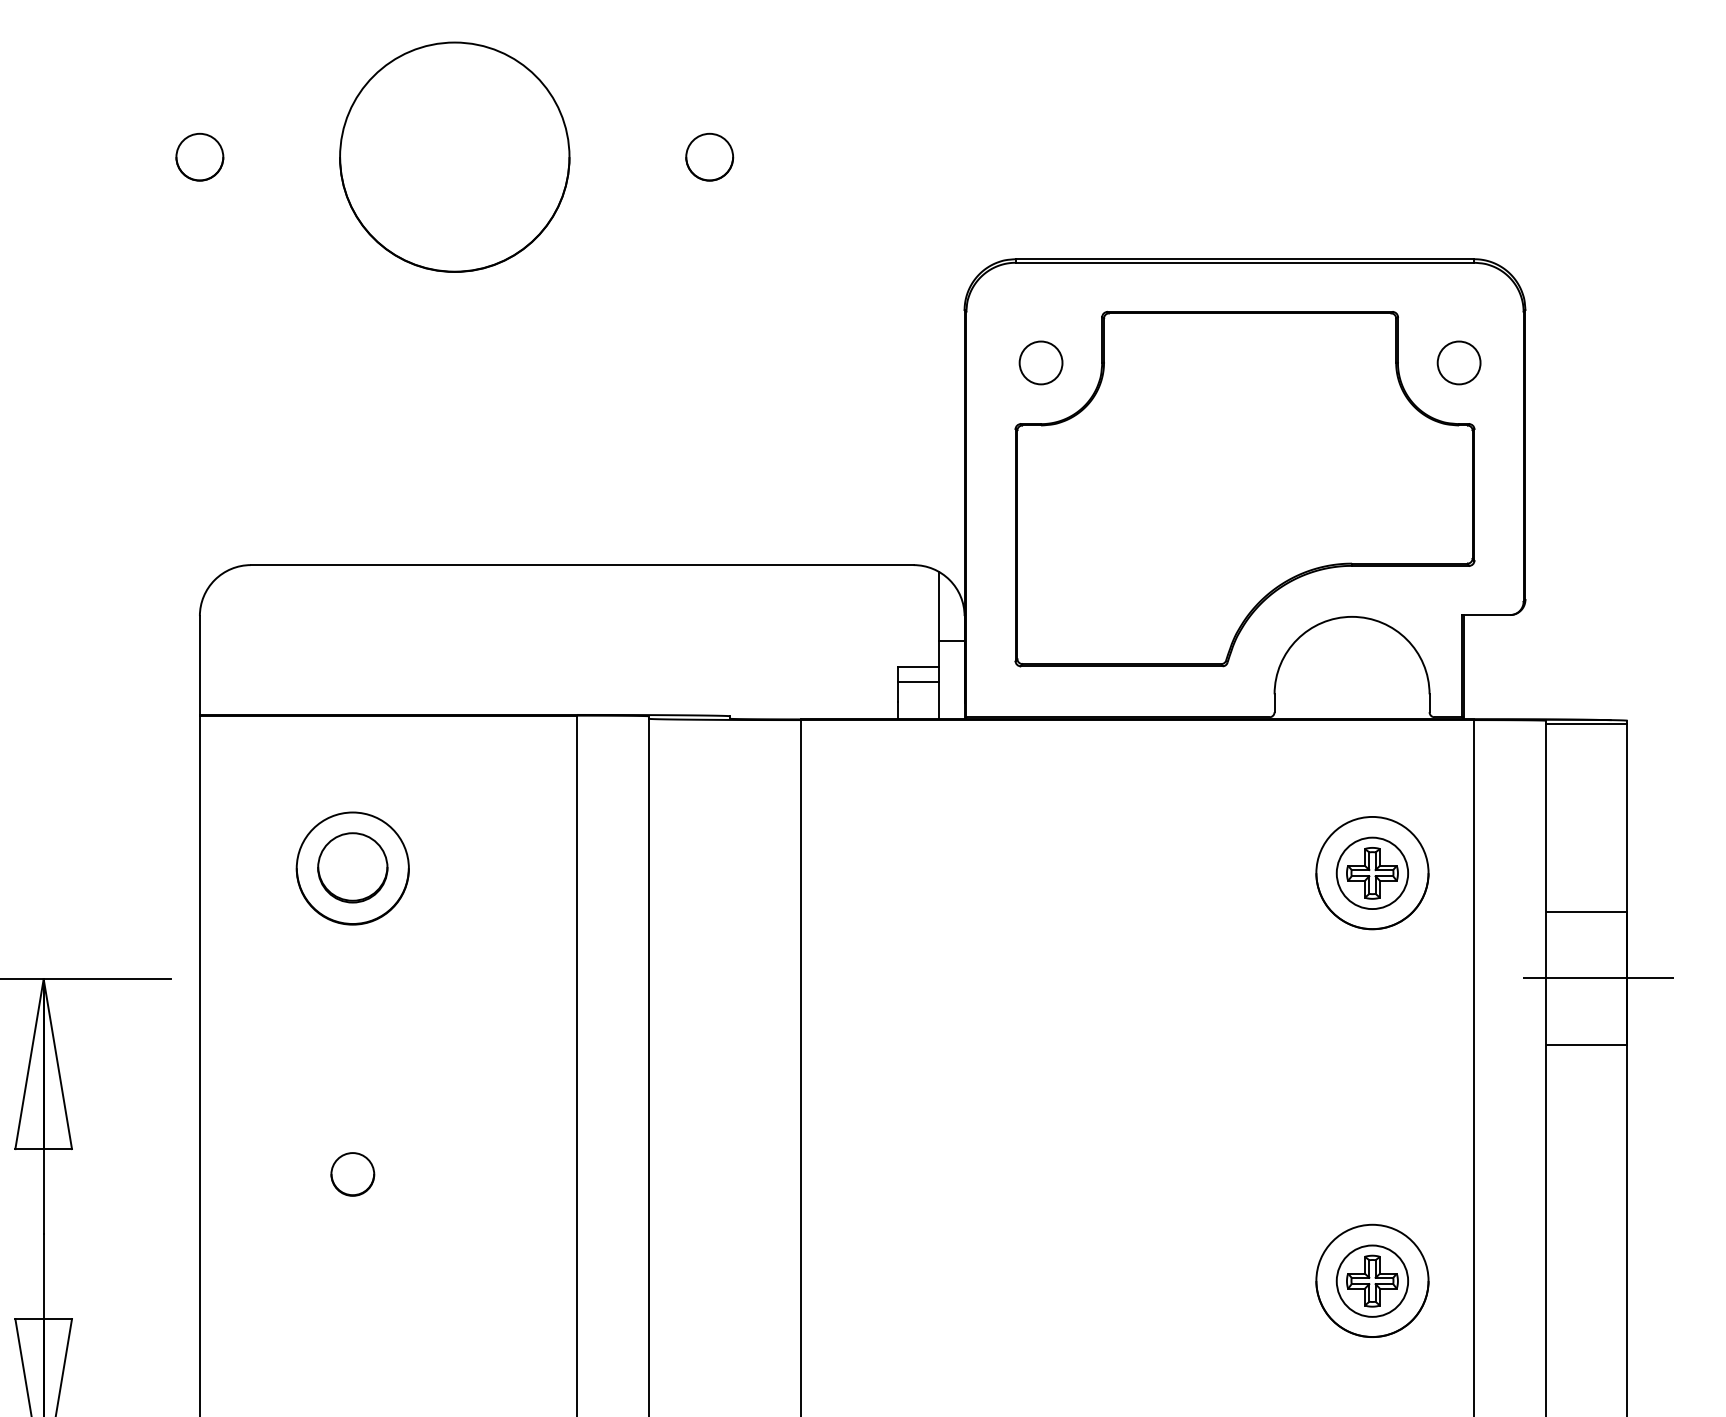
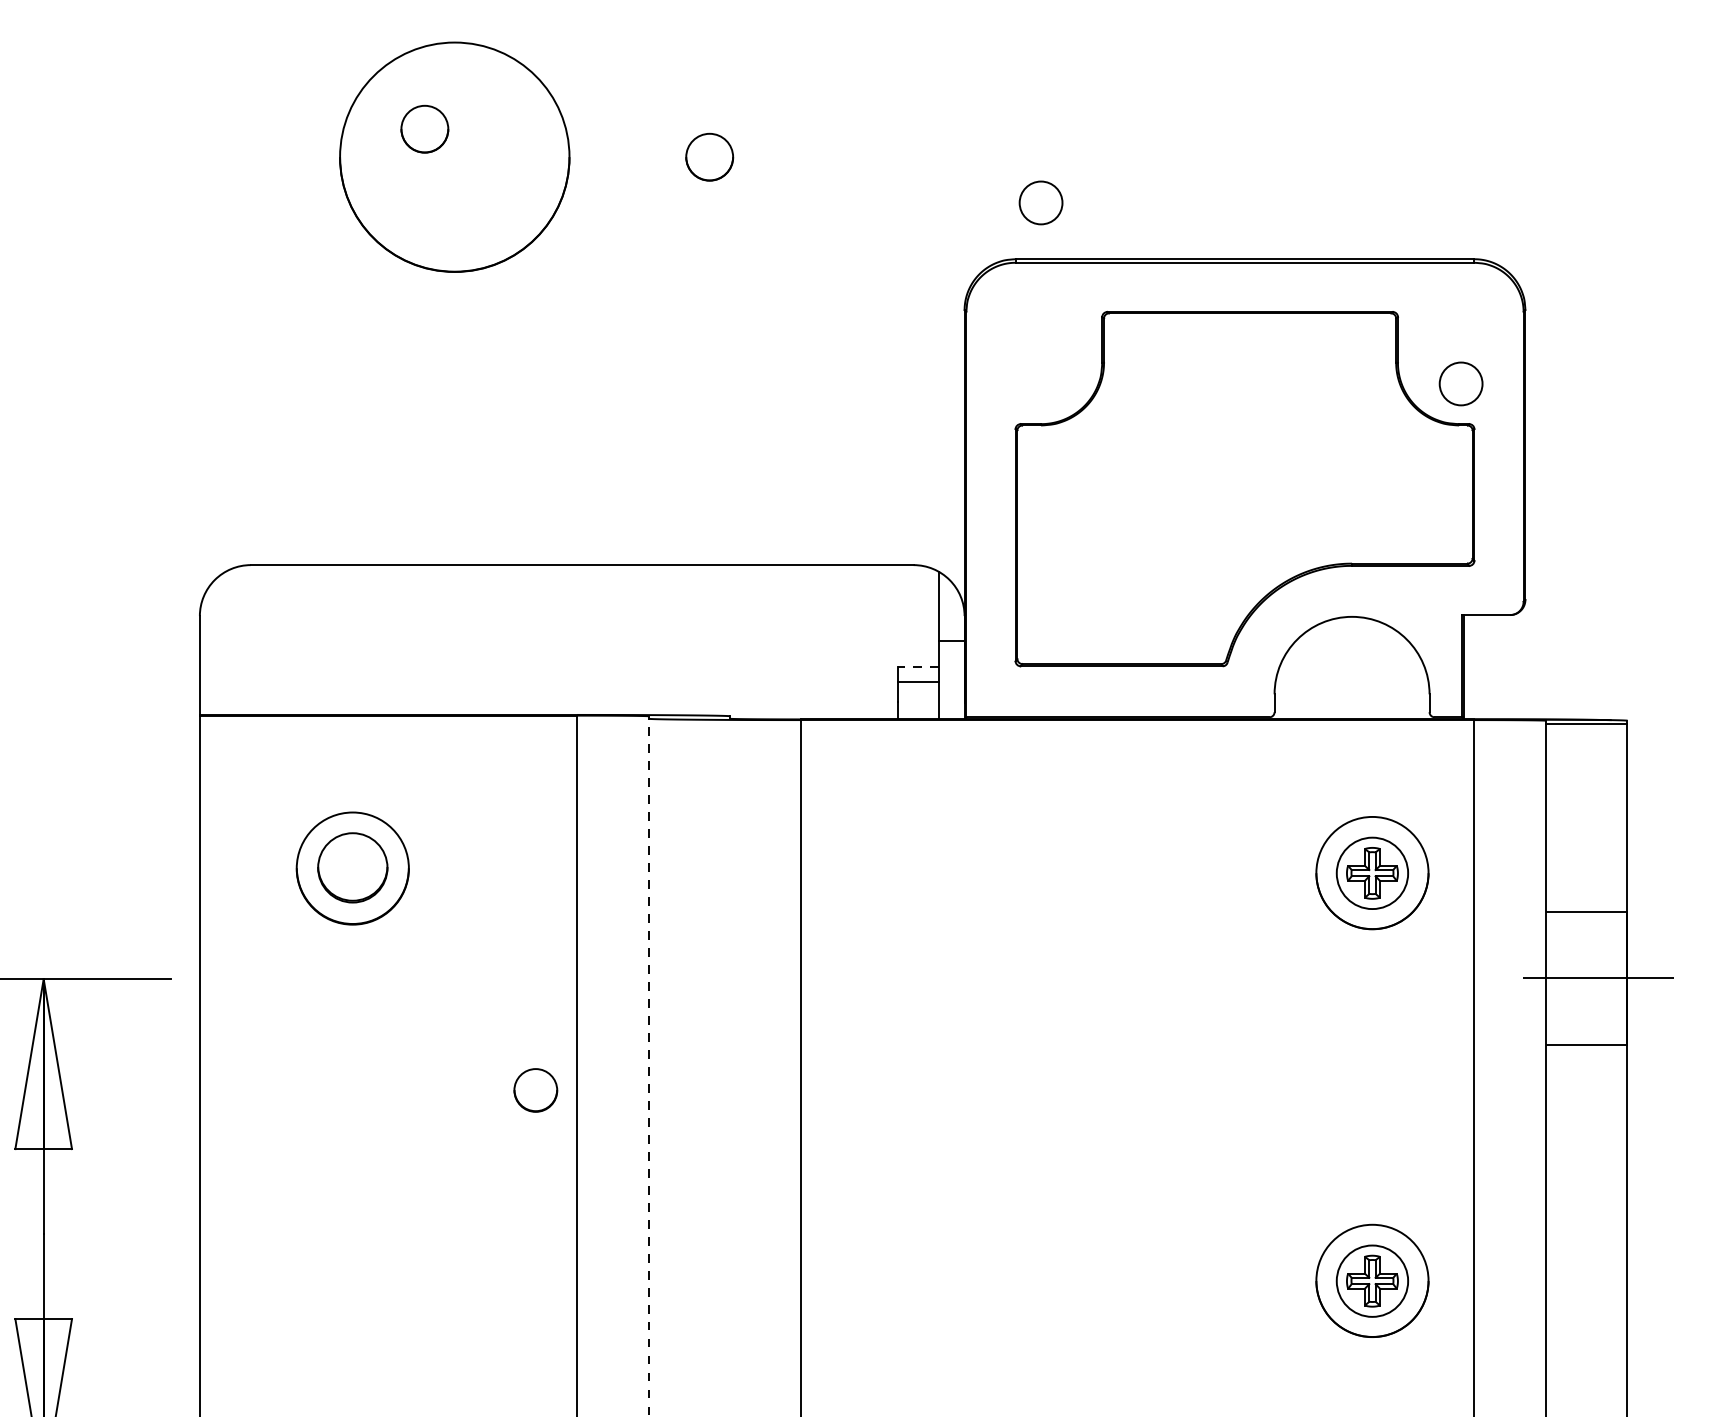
part position: (199, 156) -> (424, 128) (424, 128)
part position: (1040, 362) -> (1040, 202) (1040, 202)
part position: (1458, 362) -> (1460, 383) (1460, 383)
line: solid -> dashed (917, 666)
line: solid -> dashed (648, 1067)
part position: (352, 1174) -> (535, 1090) (535, 1090)
